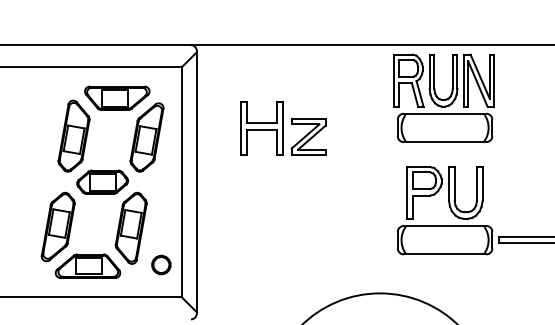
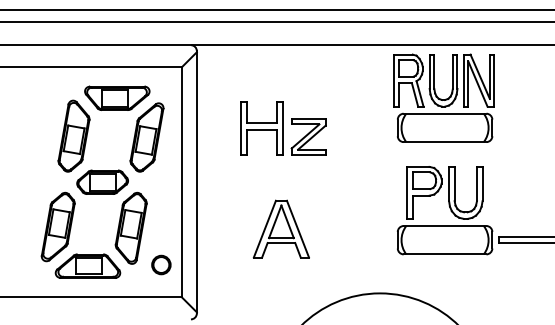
line: none -> present (276, 9)
line: none -> present (276, 21)
part: none -> present (280, 228)
